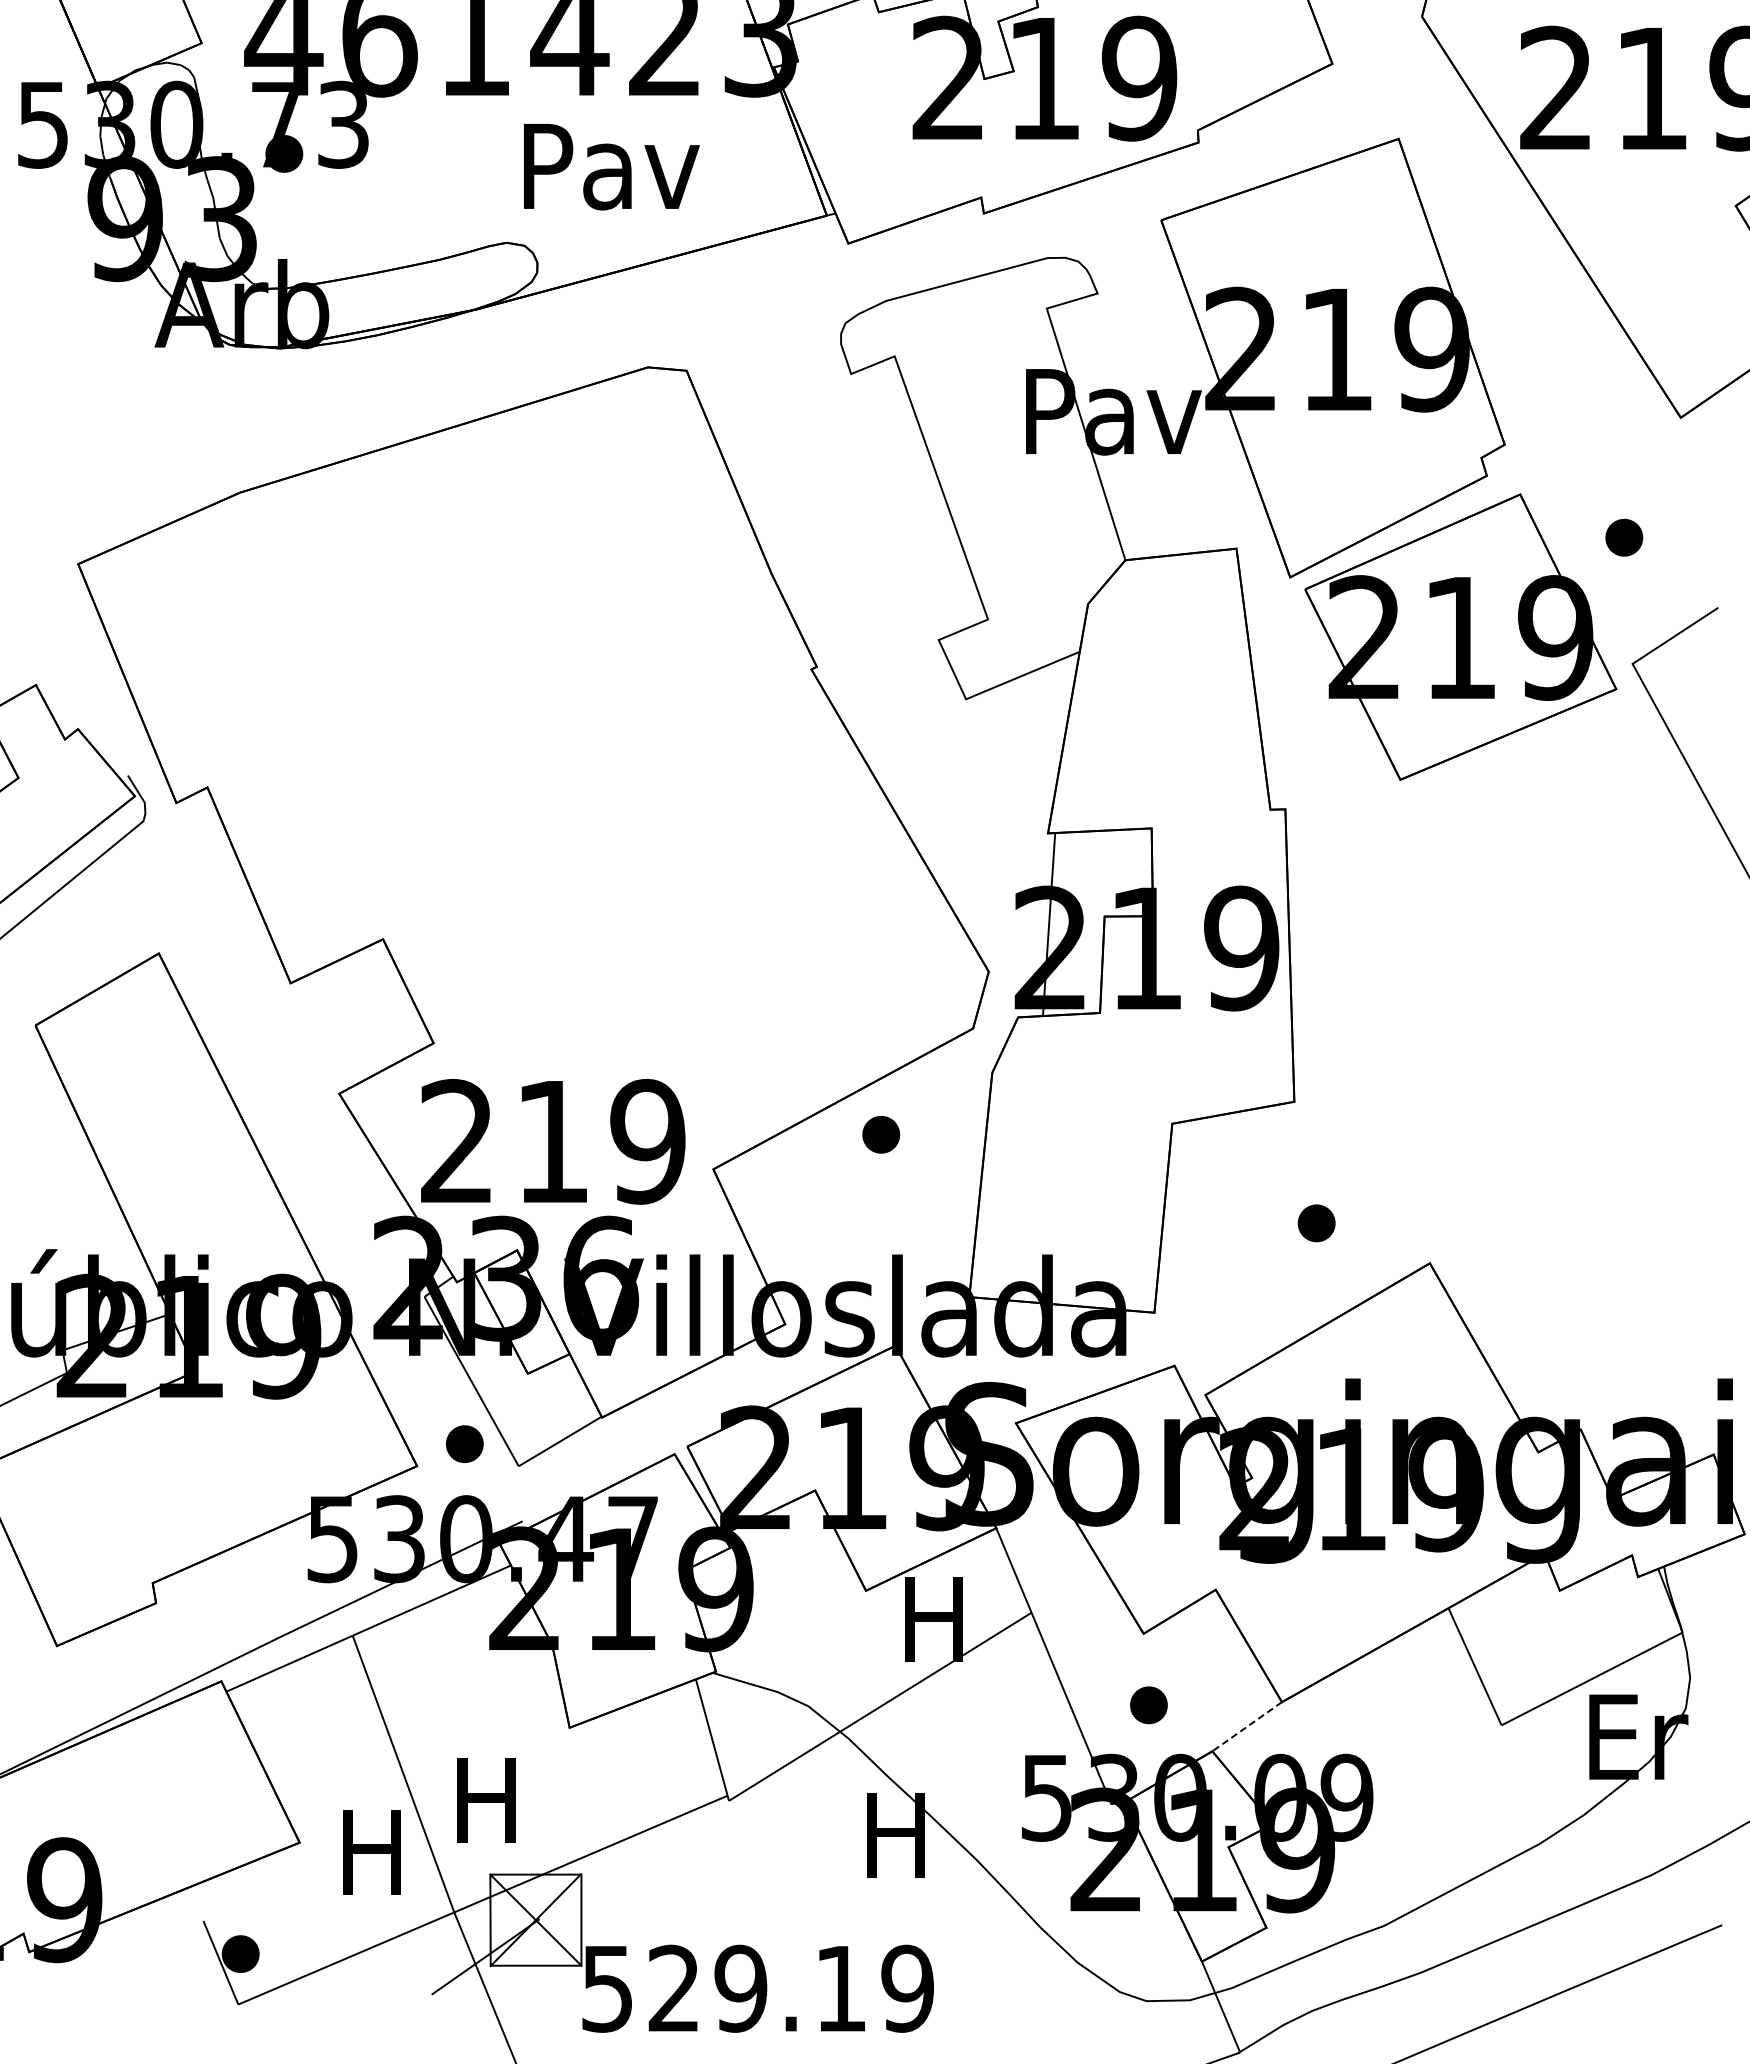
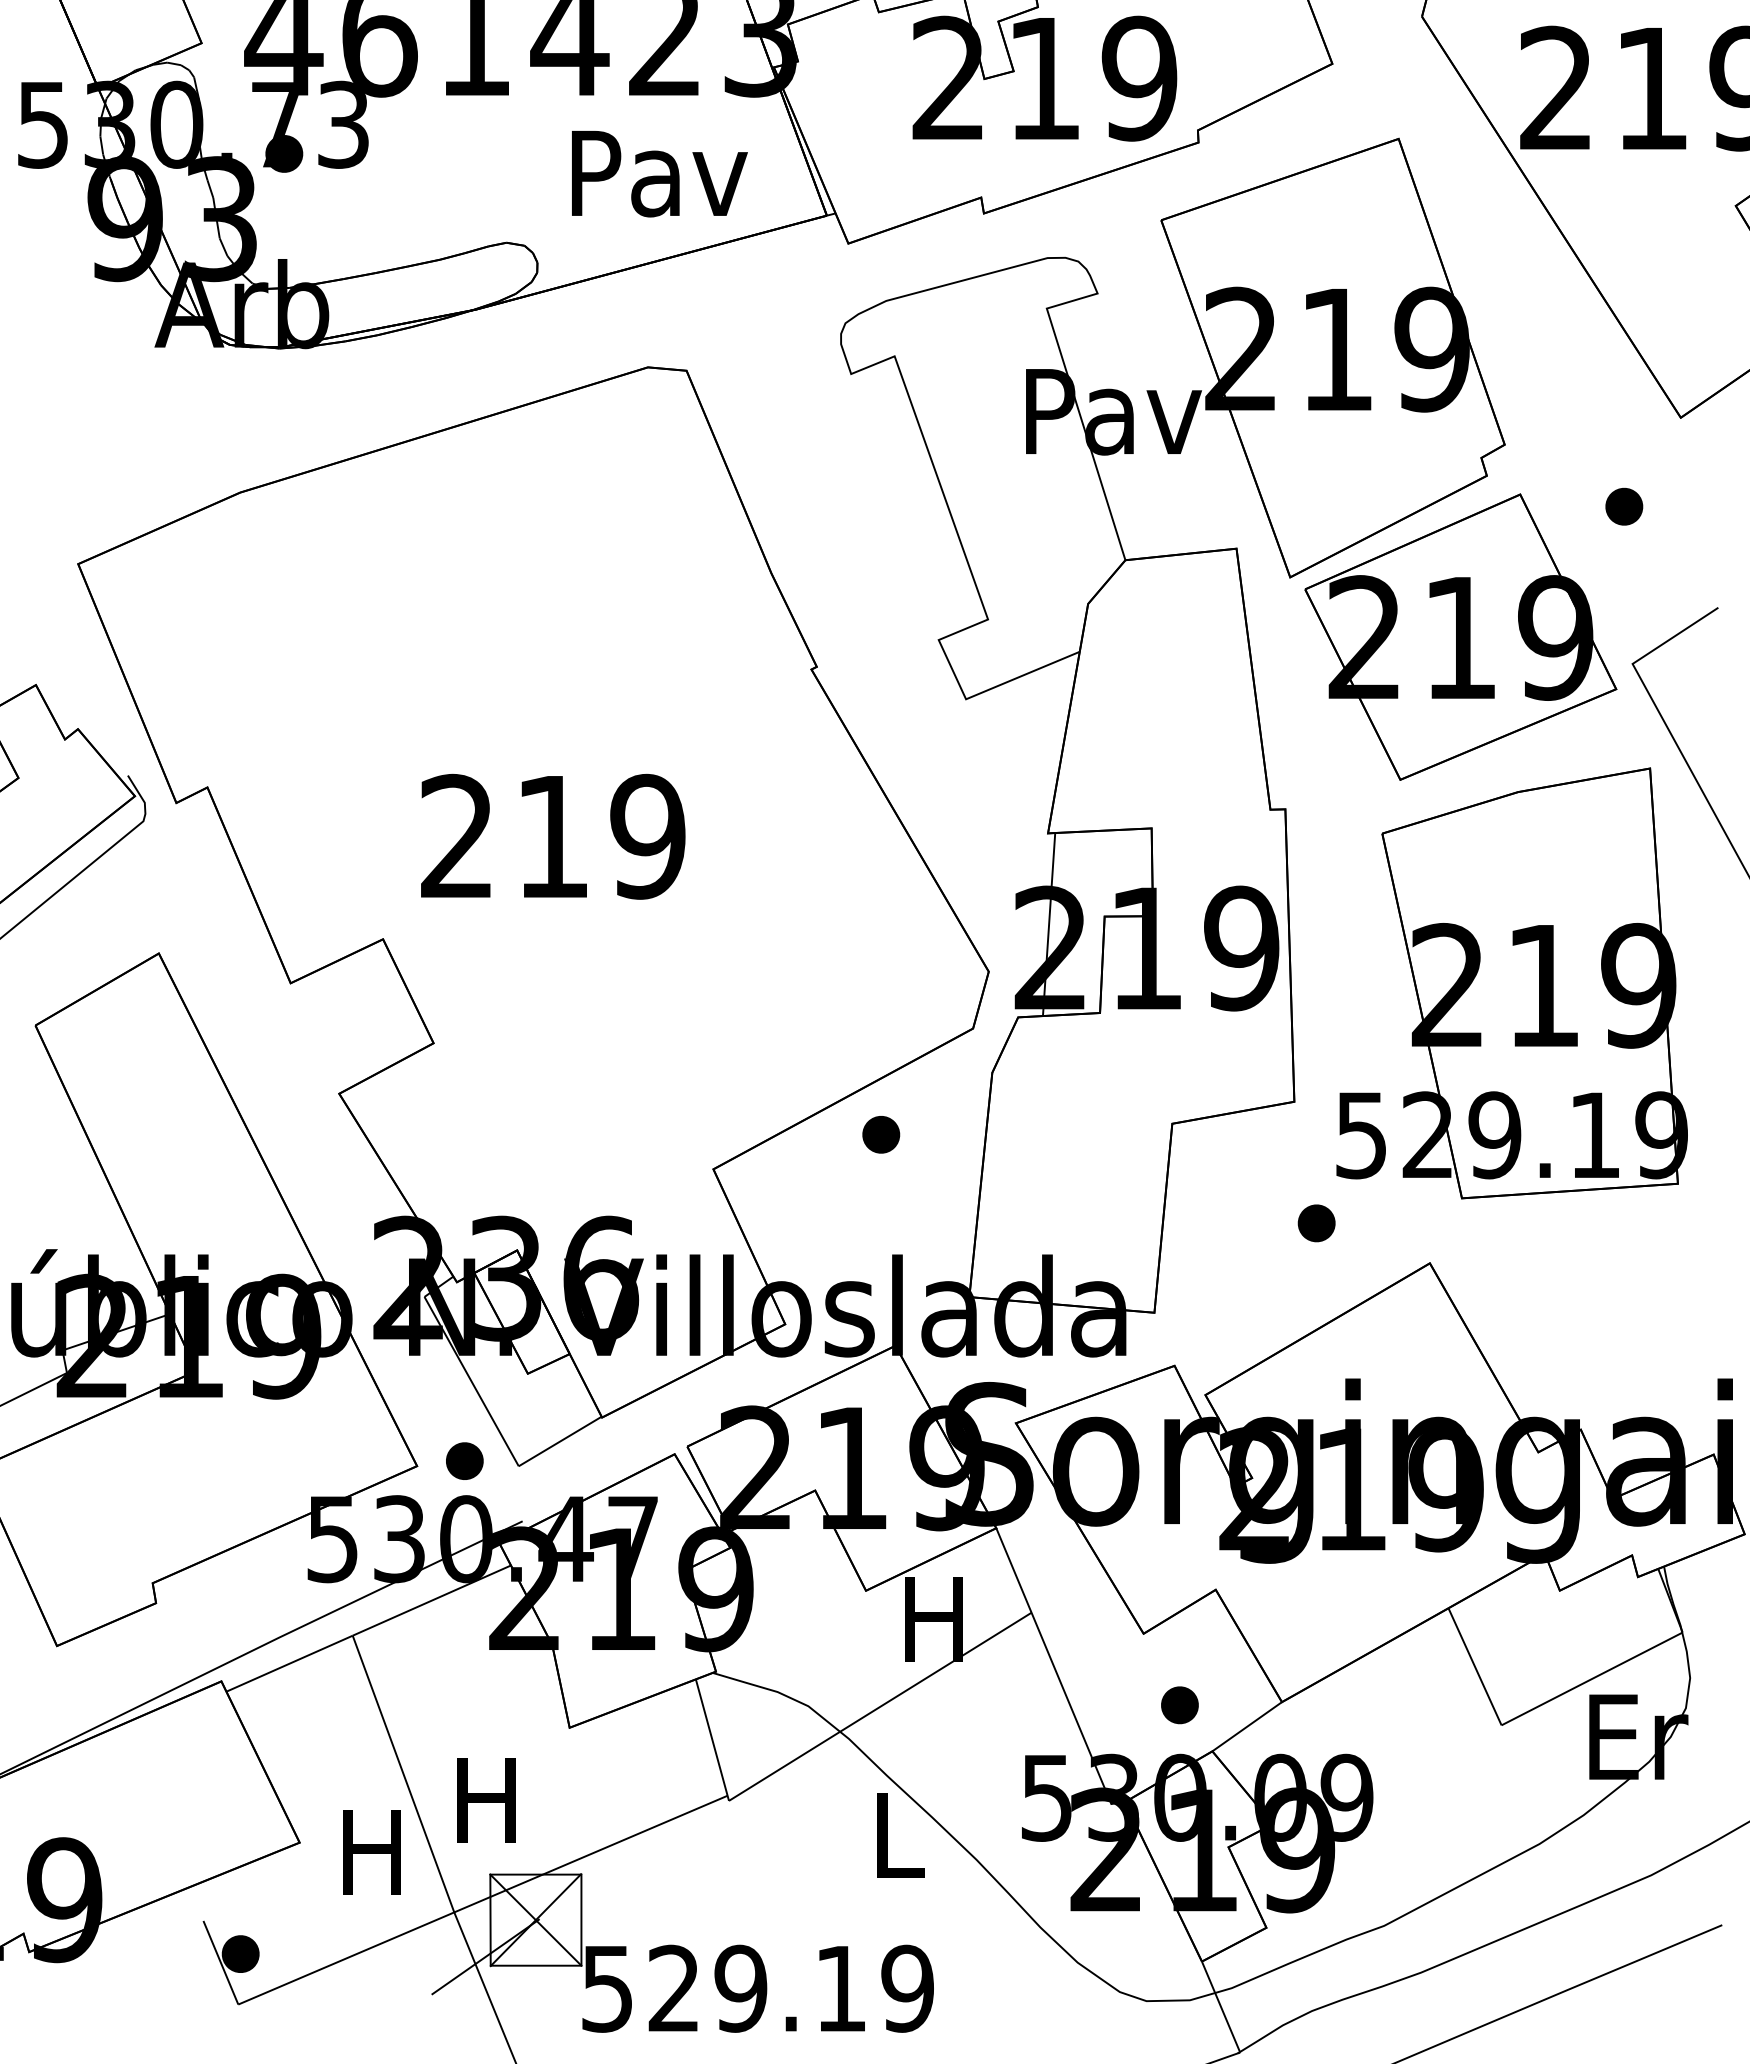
text position: (611, 167) -> (659, 174) (659, 174)
part position: (1624, 537) -> (1624, 506) (1624, 506)
part: none -> present (1511, 983)
text position: (553, 1141) -> (553, 836) (553, 836)
part position: (464, 1443) -> (464, 1460) (464, 1460)
part position: (1148, 1705) -> (1179, 1705) (1179, 1705)
line: dashed -> solid (1247, 1726)
text: H -> L (895, 1835)
